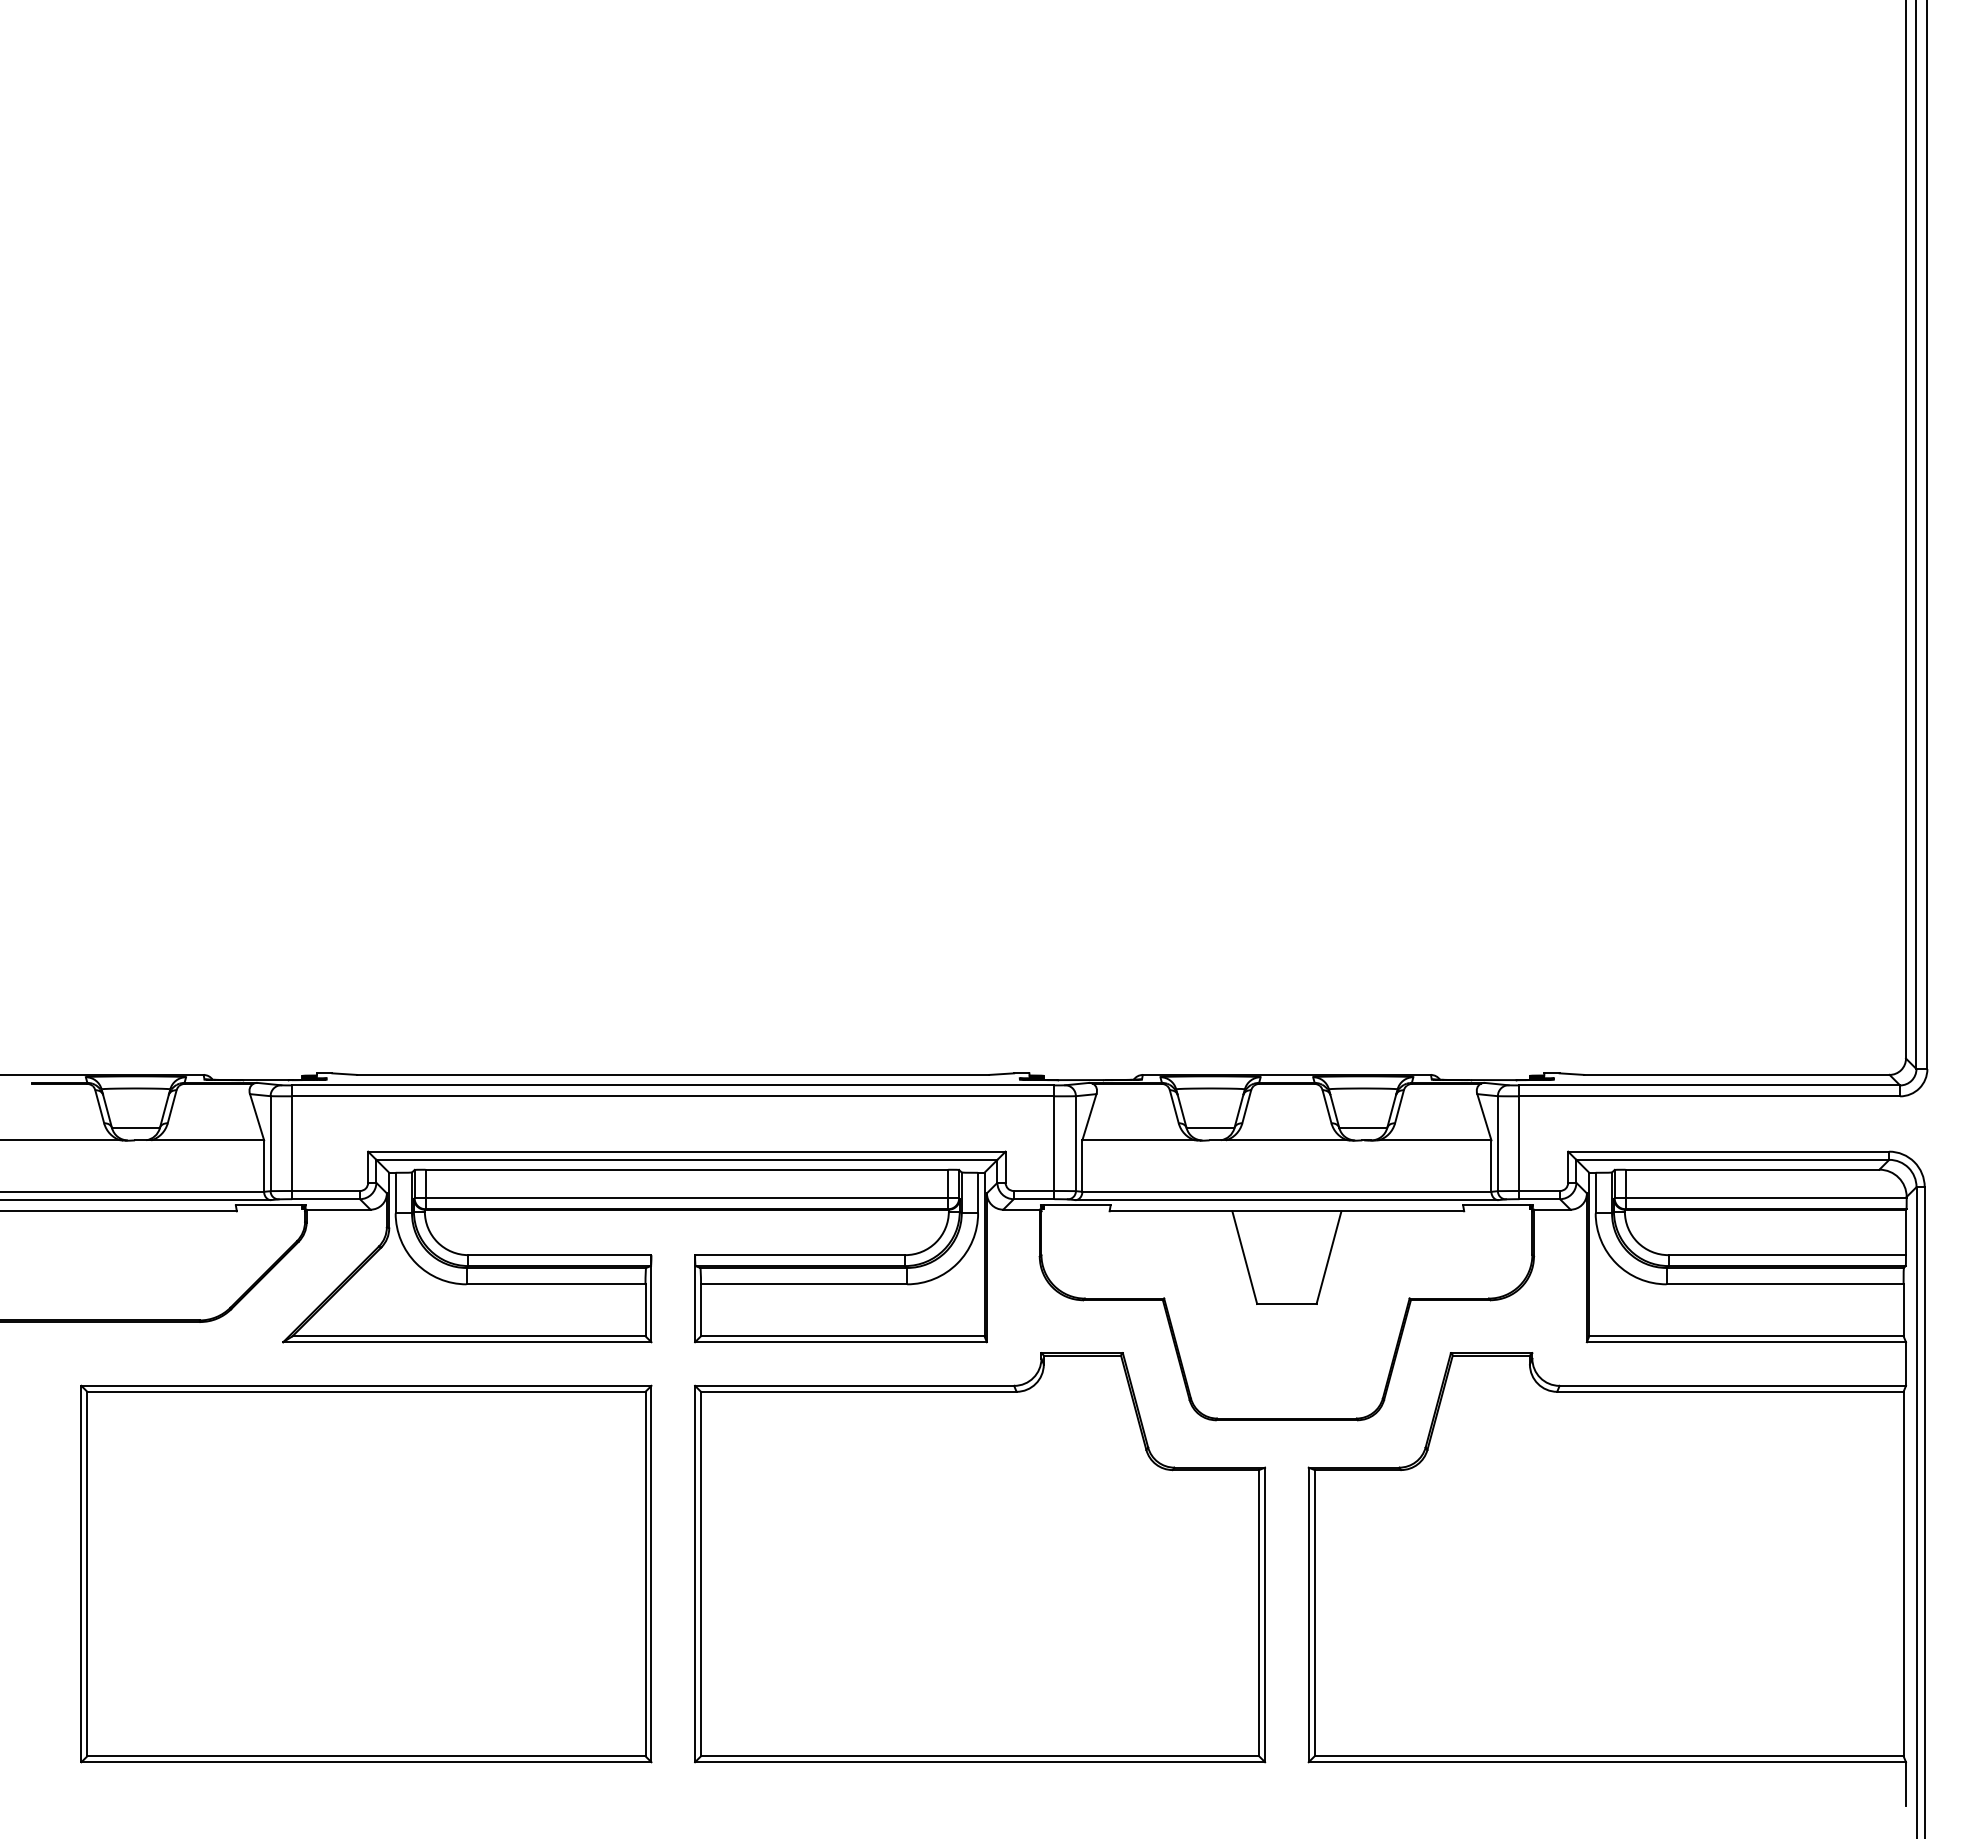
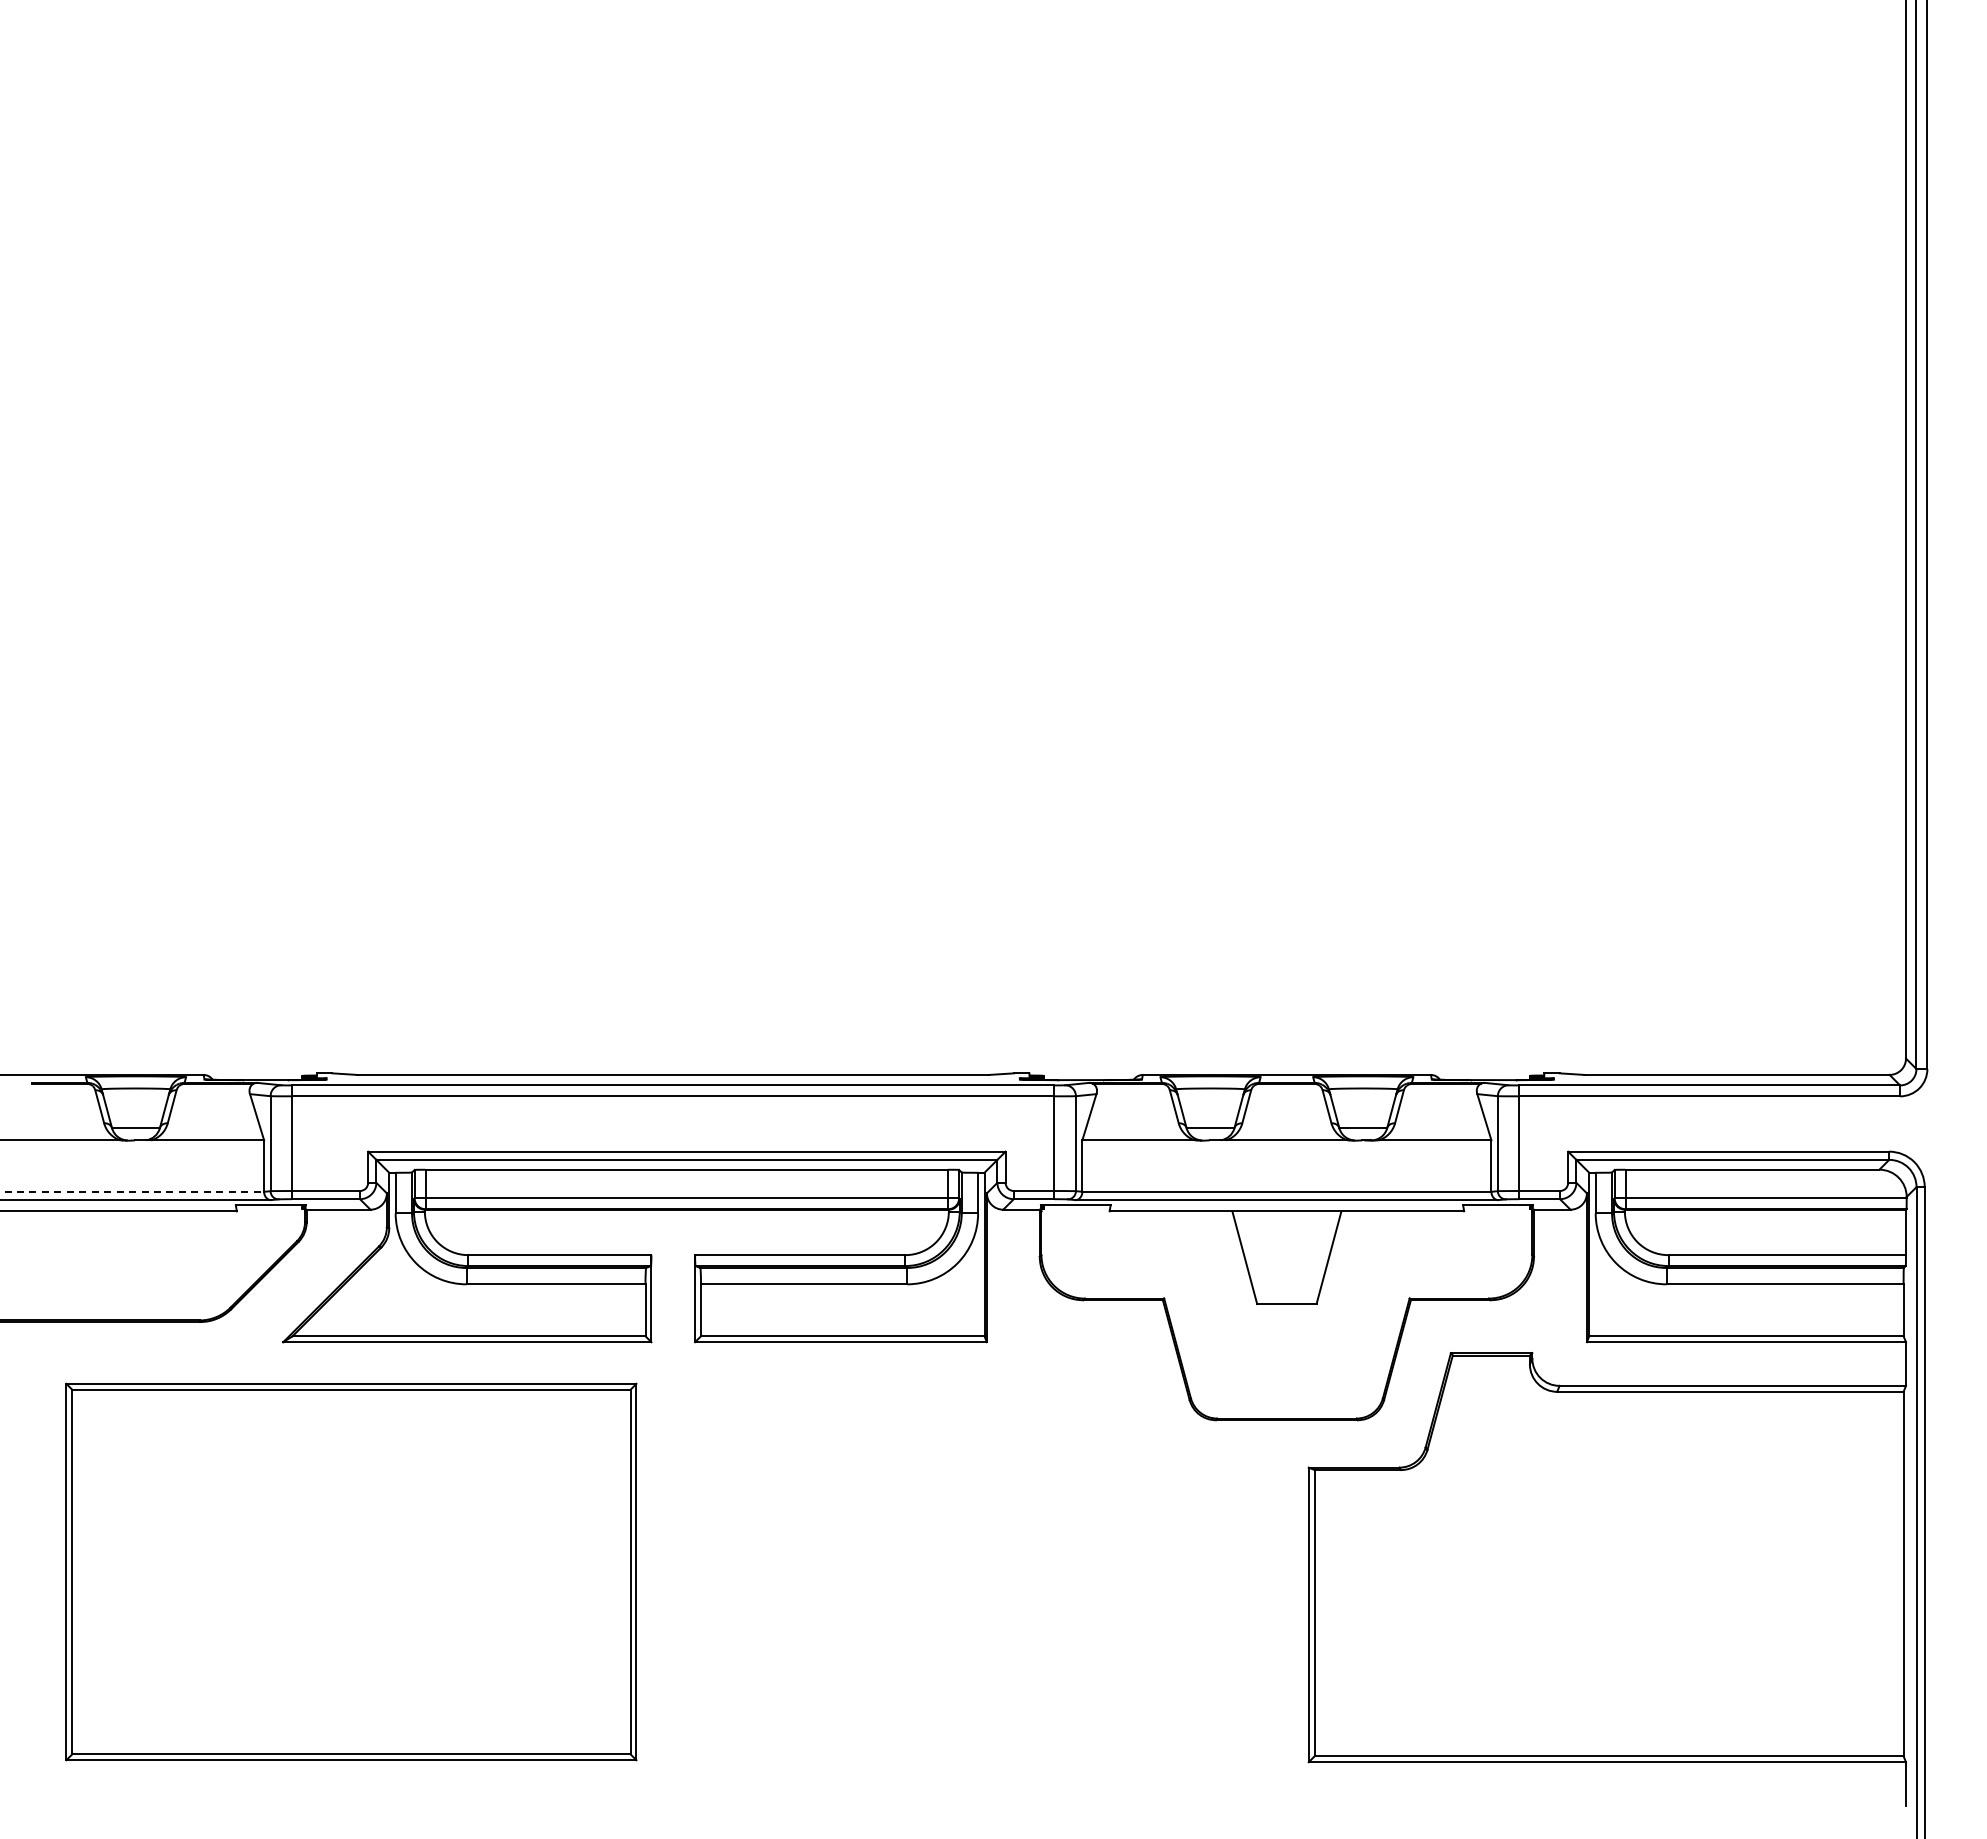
line: solid -> dashed (132, 1191)
part: present -> none (980, 1557)
part position: (366, 1573) -> (351, 1571) (351, 1571)
